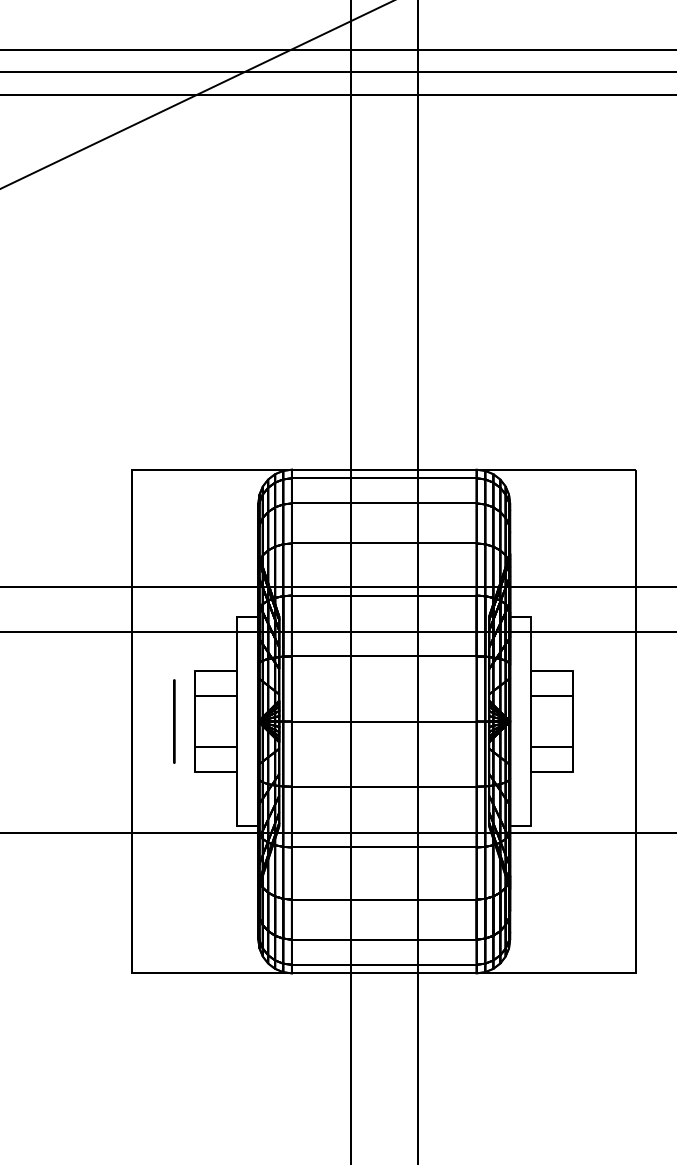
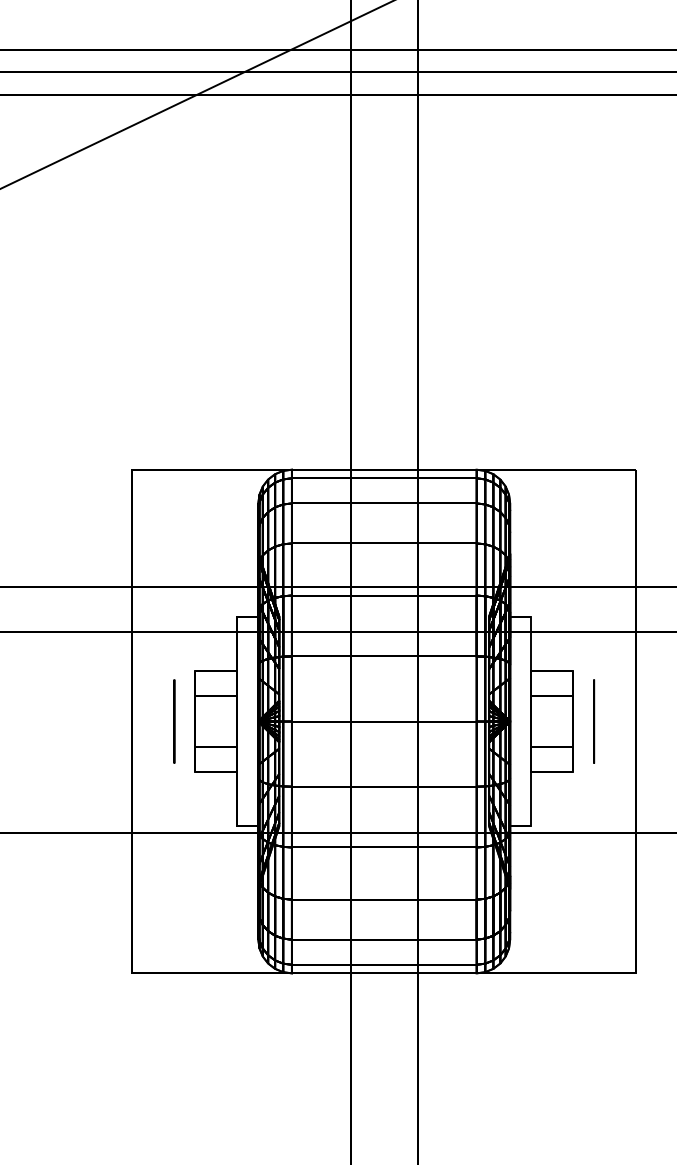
circle: none -> present (594, 721)
